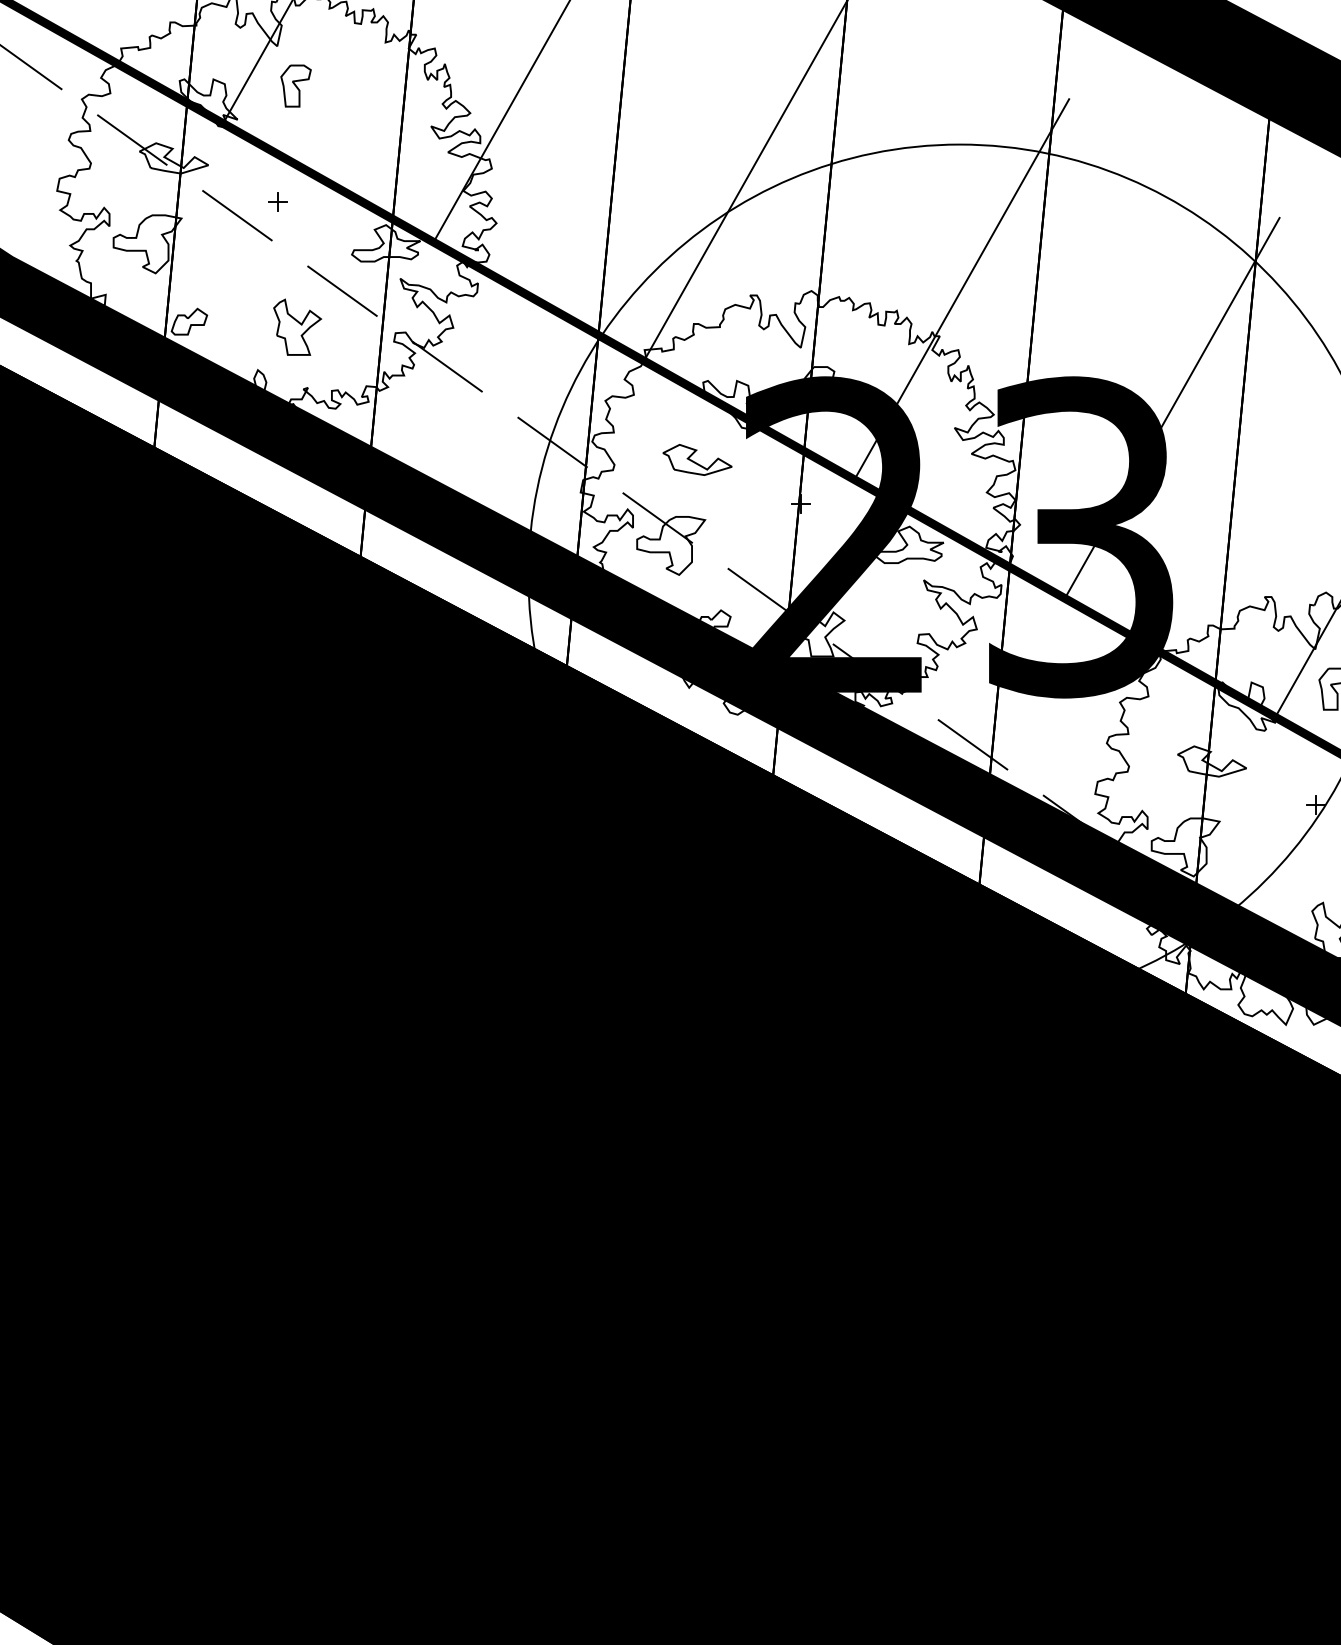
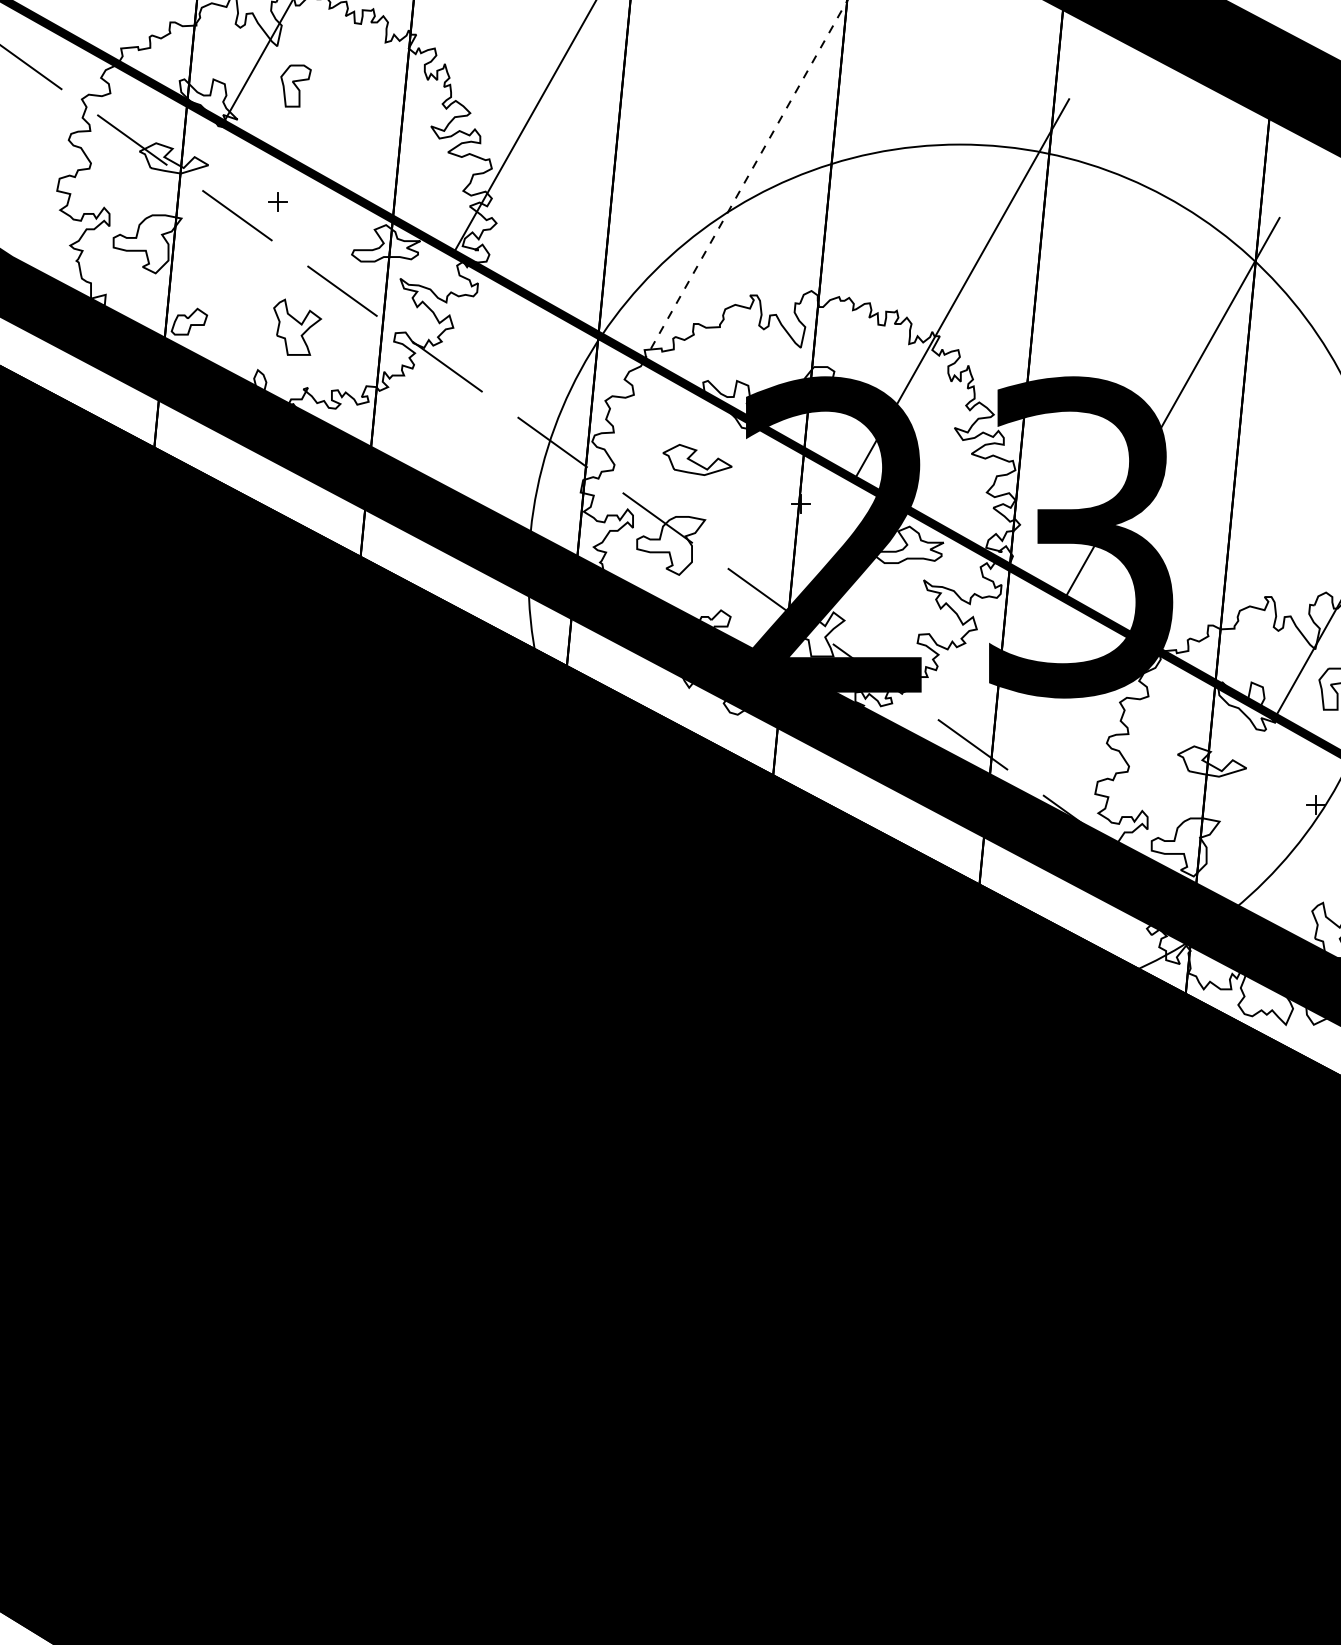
line position: (501, 121) -> (524, 126) (524, 126)
line: solid -> dashed (746, 179)
